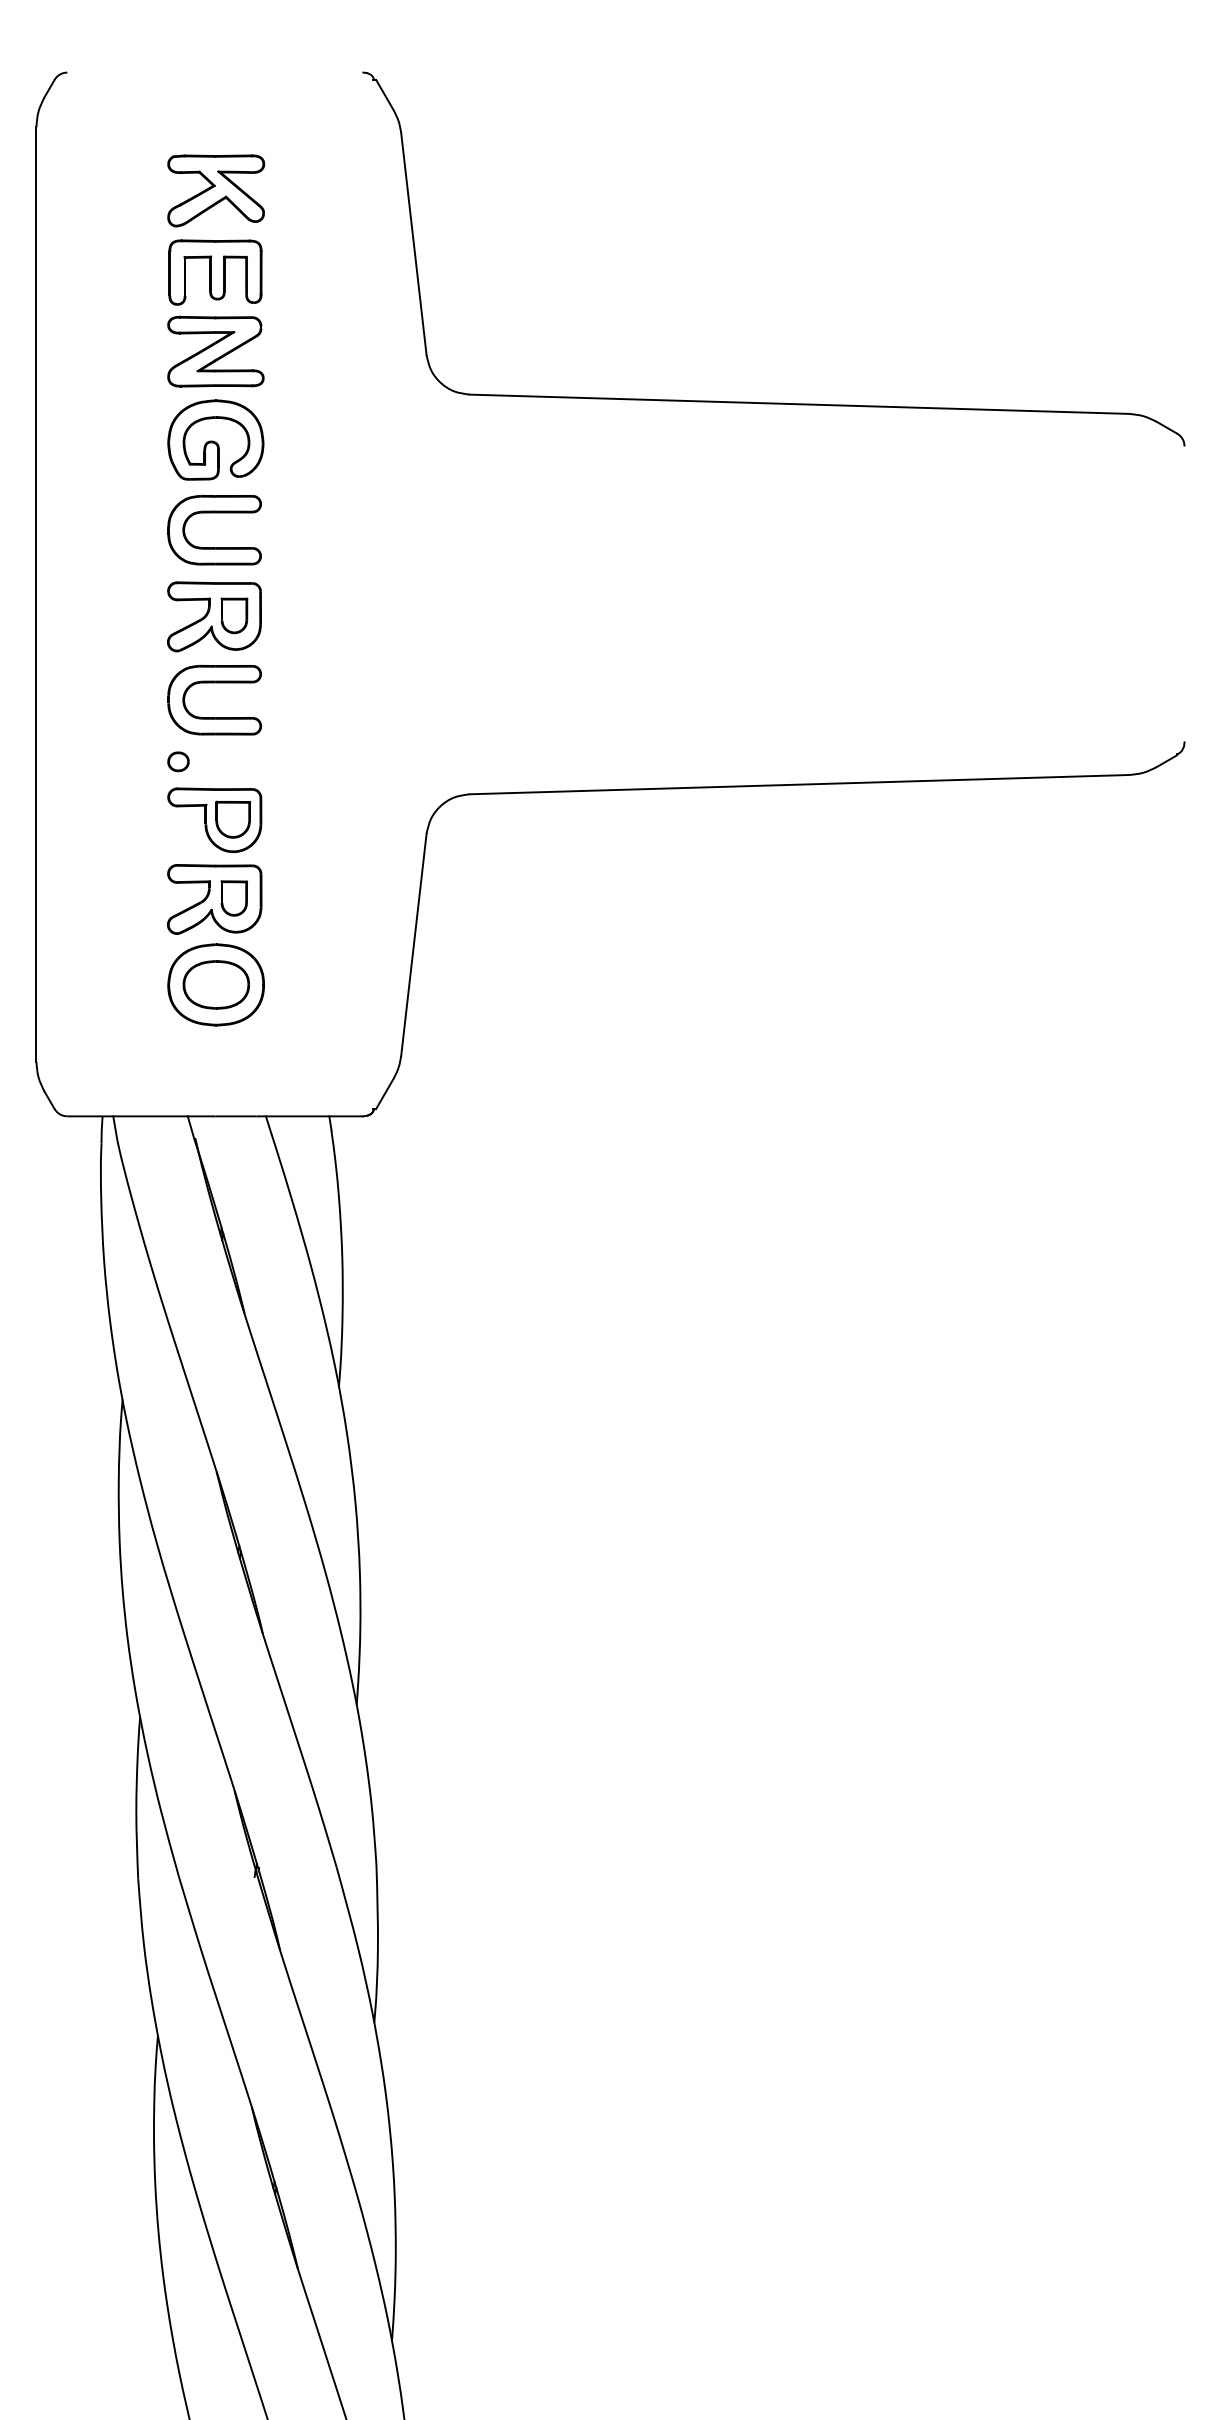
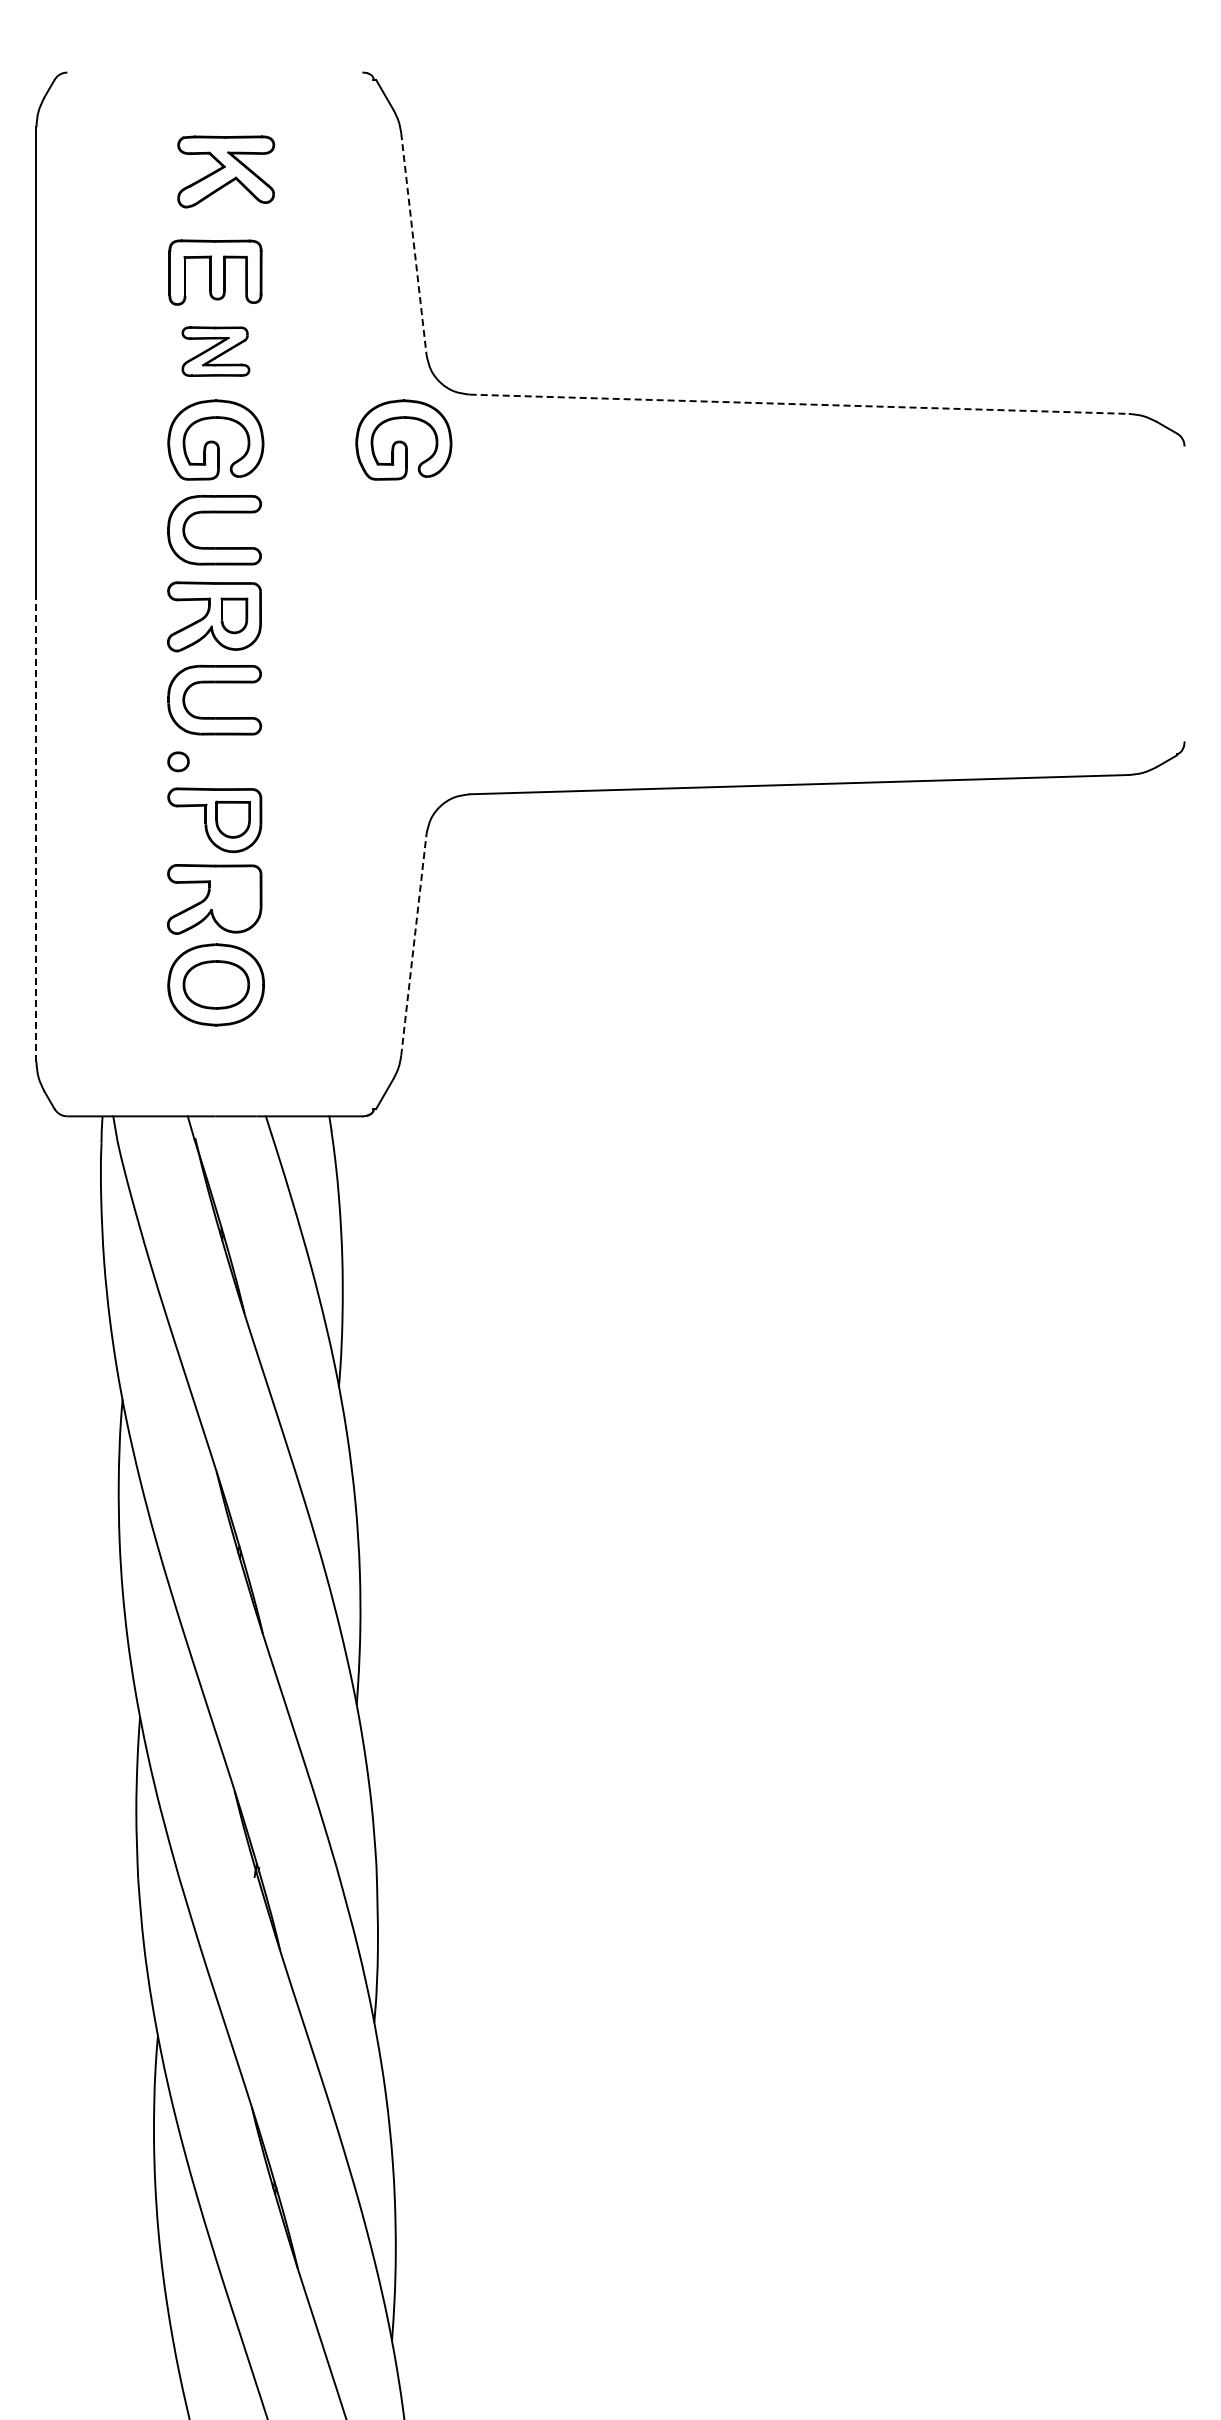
part position: (216, 190) -> (226, 171) (226, 171)
line: solid -> dashed (413, 244)
part size: 98x73 px -> 70x51 px (215, 351)
line: solid -> dashed (799, 404)
part: none -> present (403, 439)
line: solid -> dashed (36, 828)
part: present -> none (234, 898)
line: solid -> dashed (413, 944)
